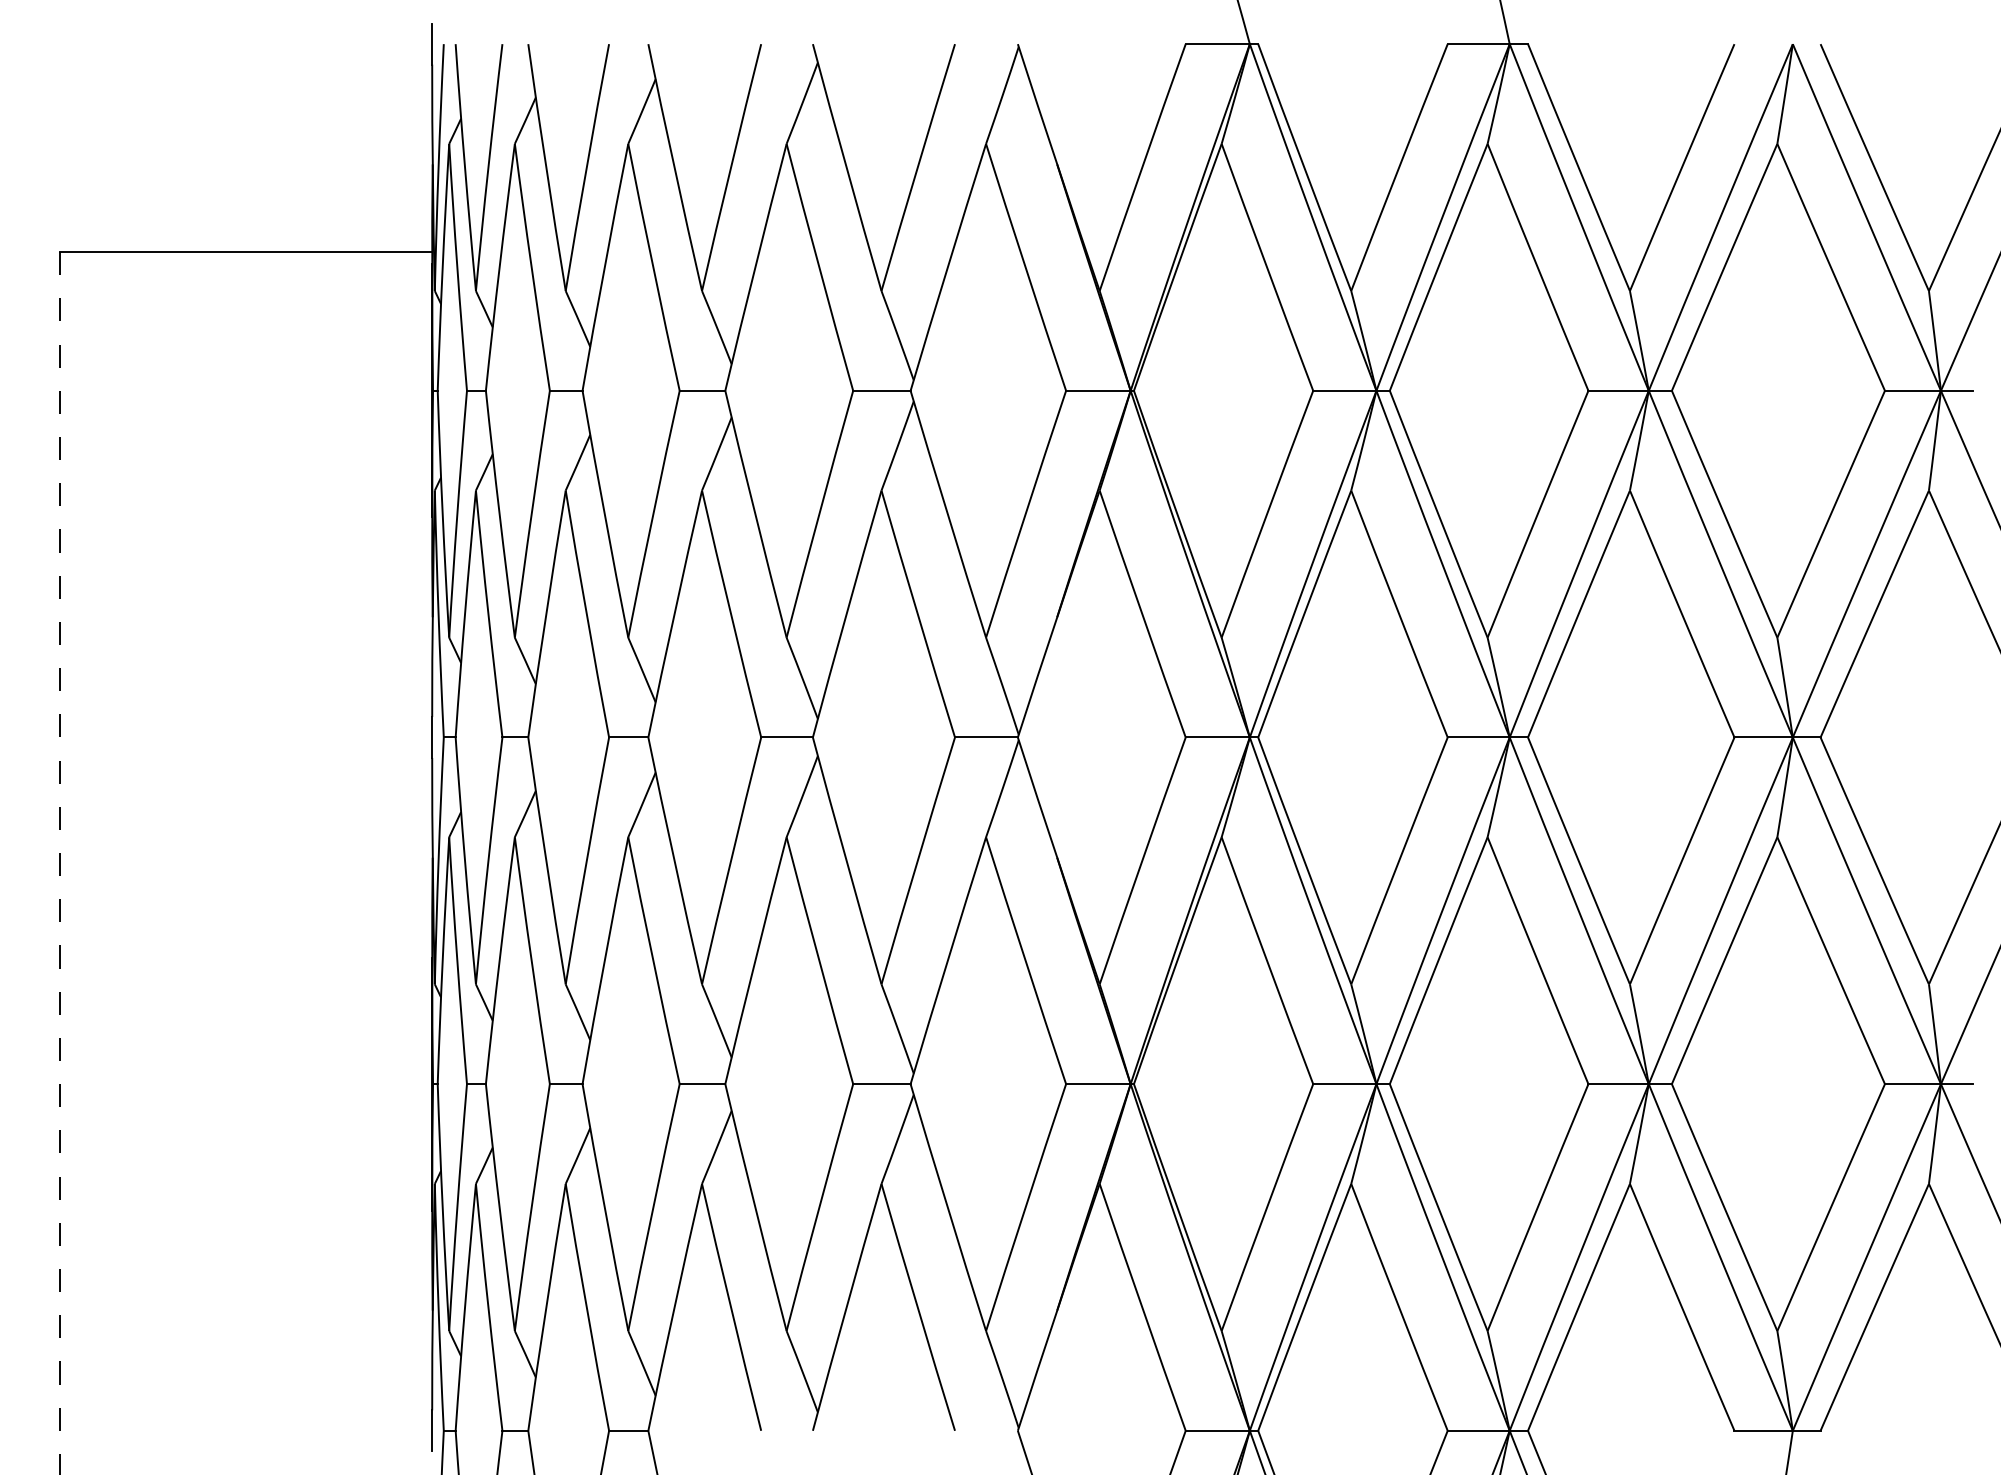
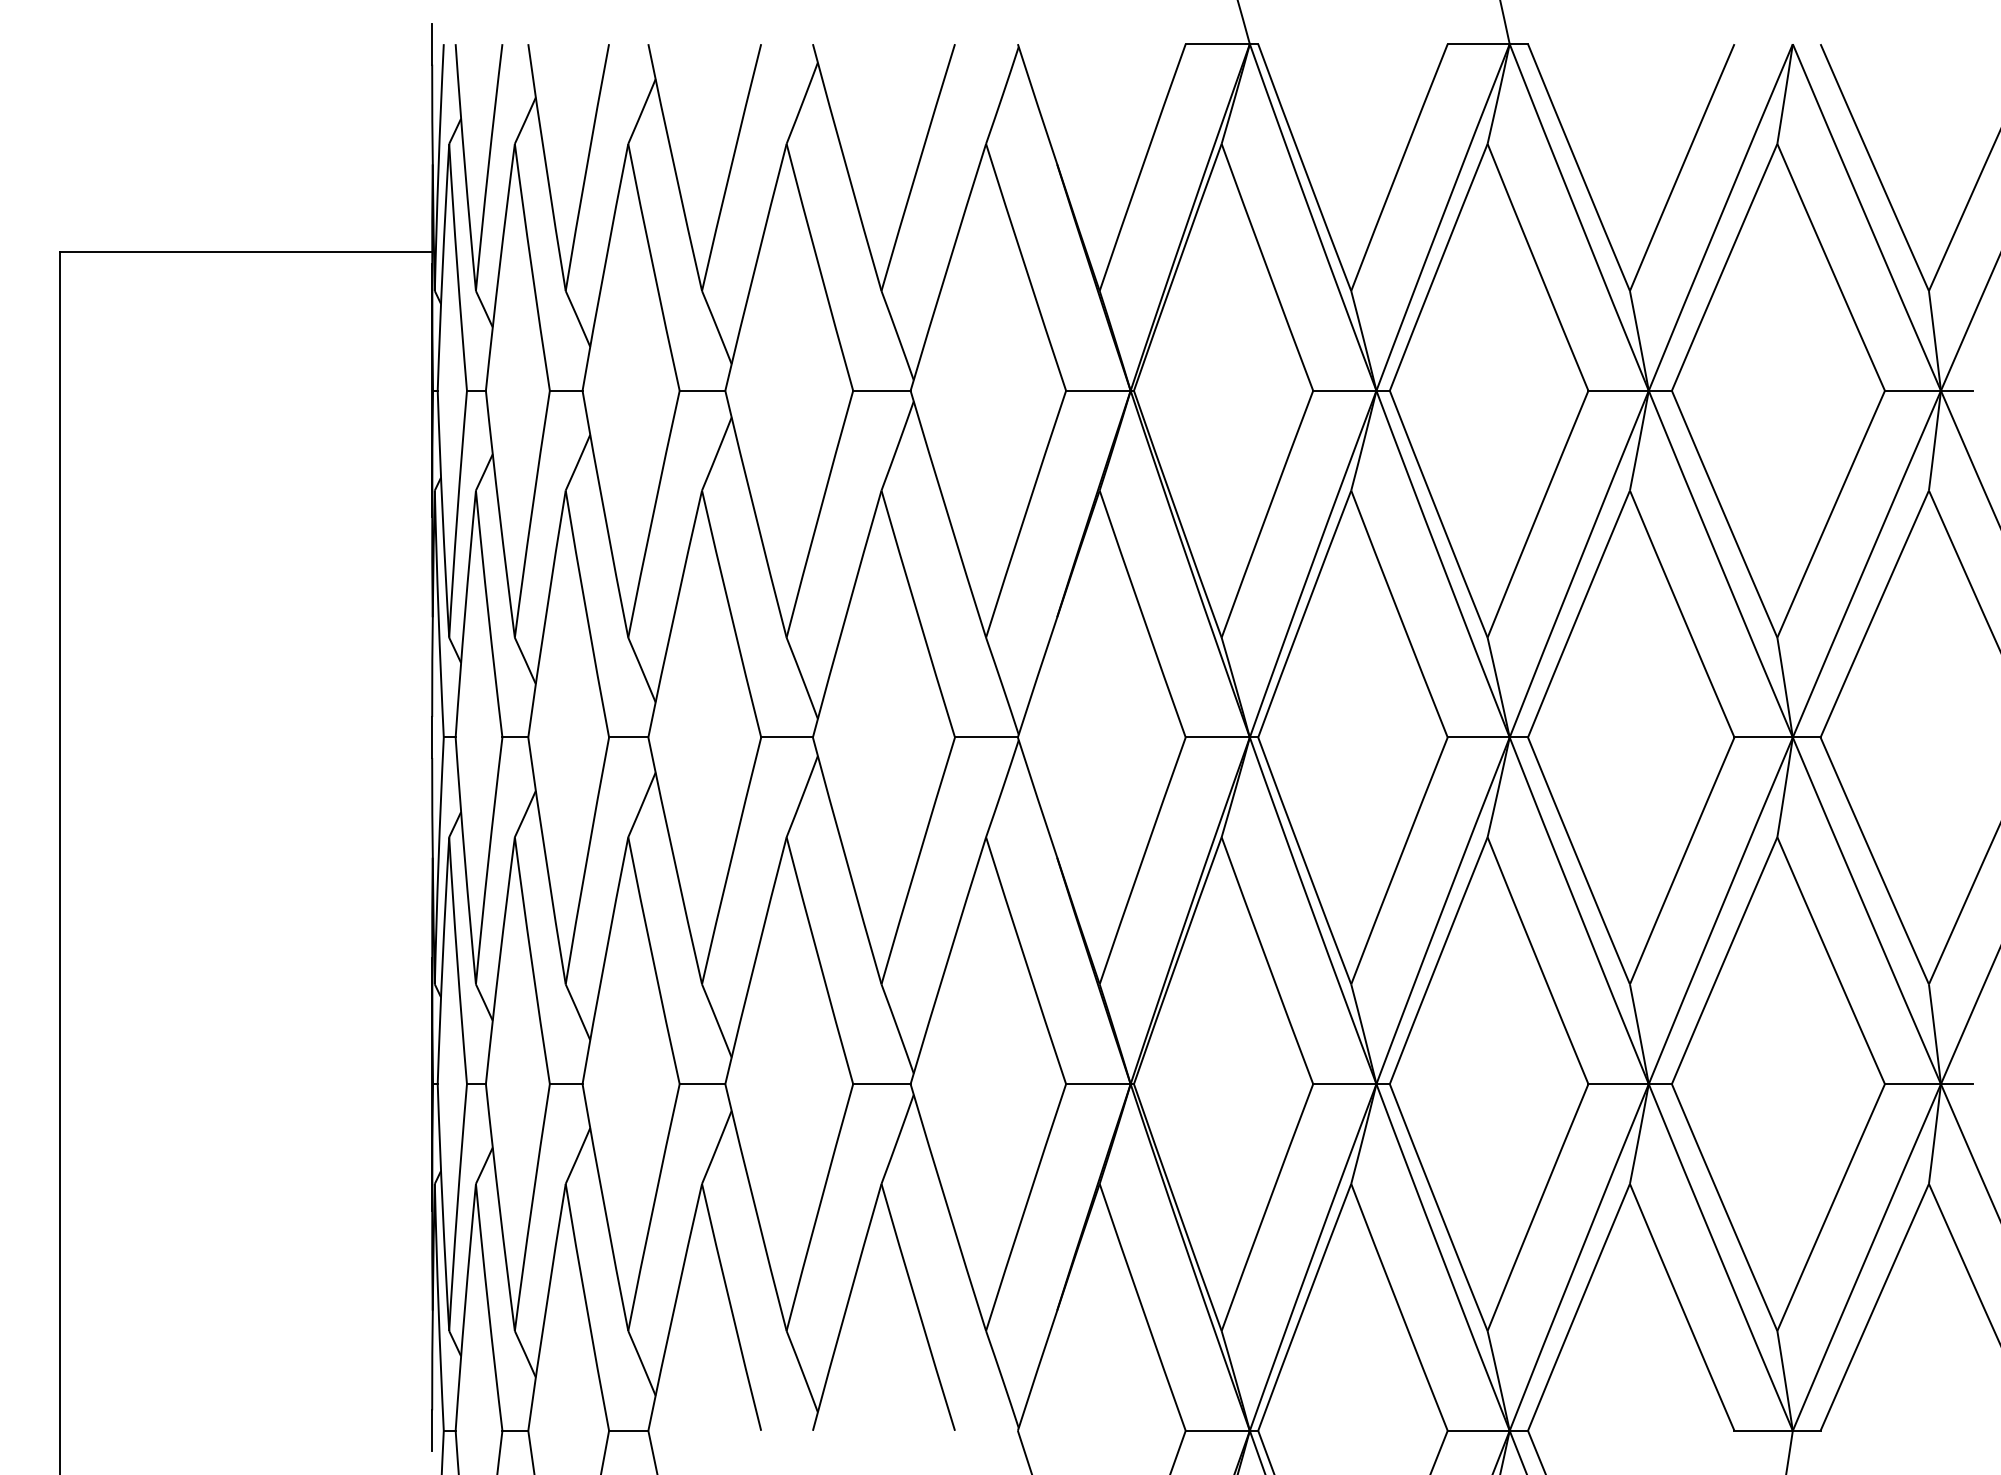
line: dashed -> solid (60, 863)
